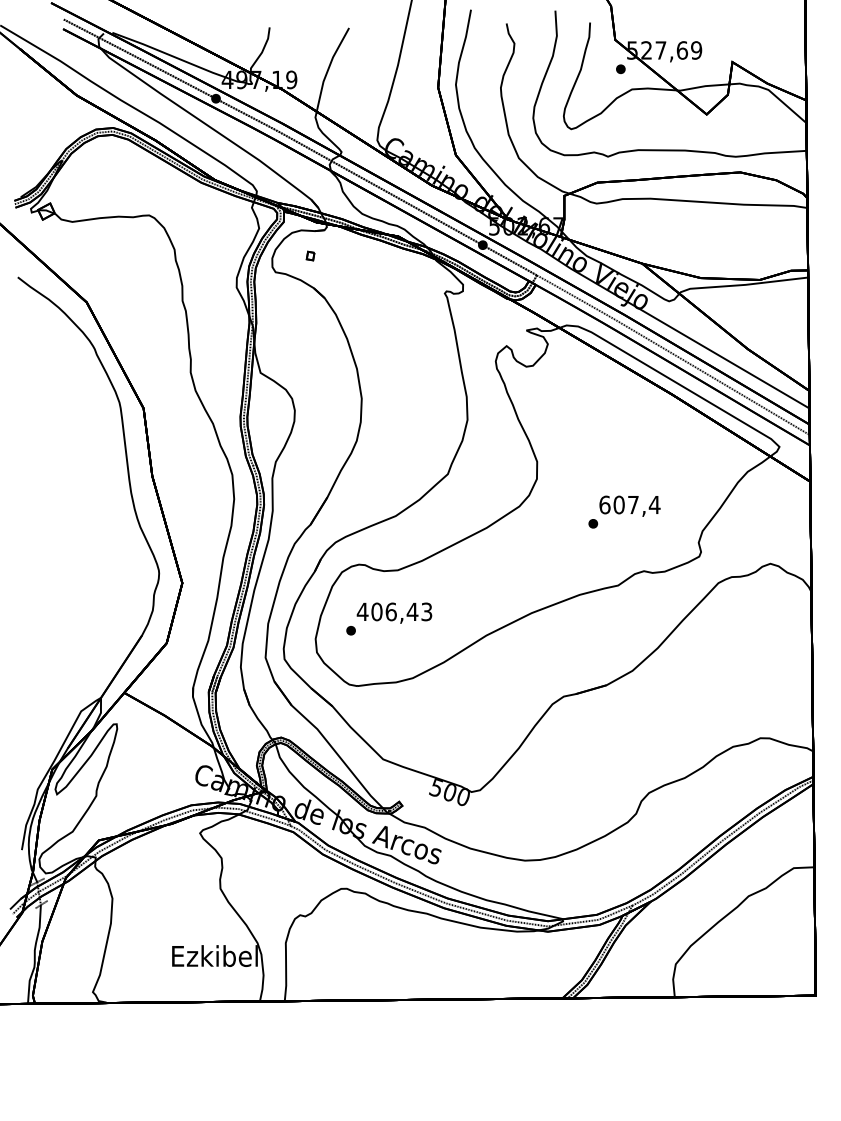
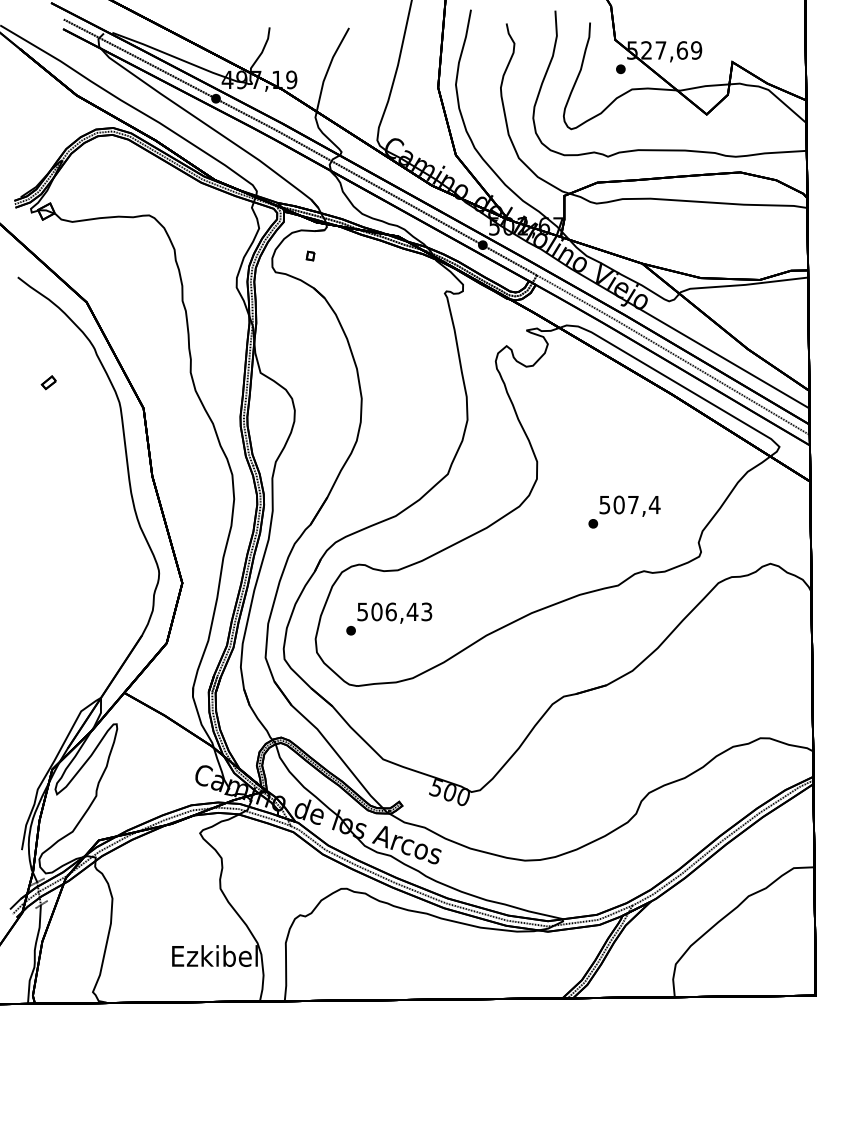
part: none -> present (48, 382)
text: 607,4 -> 507,4 (604, 504)
text: 406,43 -> 506,43 (362, 611)
